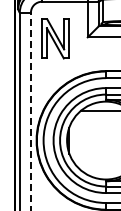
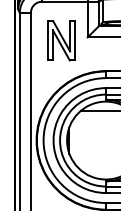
part position: (55, 38) -> (61, 40) (61, 40)
line: dashed -> solid (30, 111)
